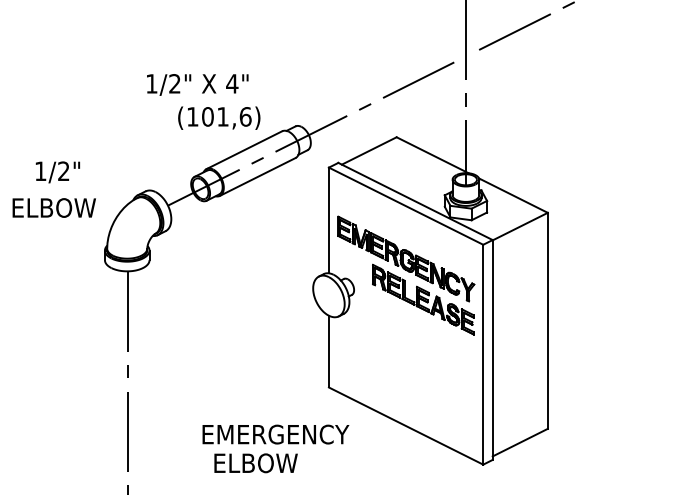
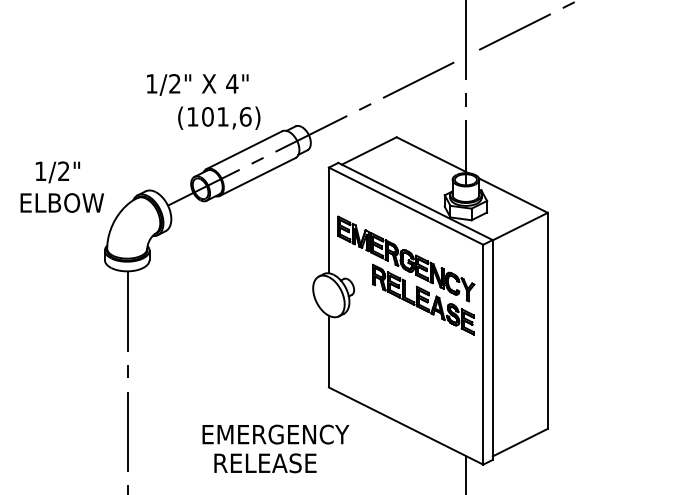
text position: (53, 207) -> (61, 202) (61, 202)
text: ELBOW -> RELEASE (266, 463)
line: none -> present (466, 473)
